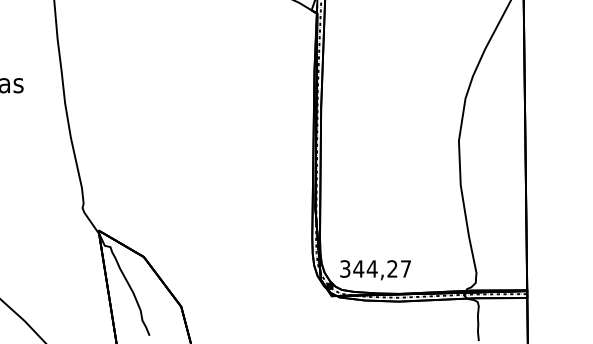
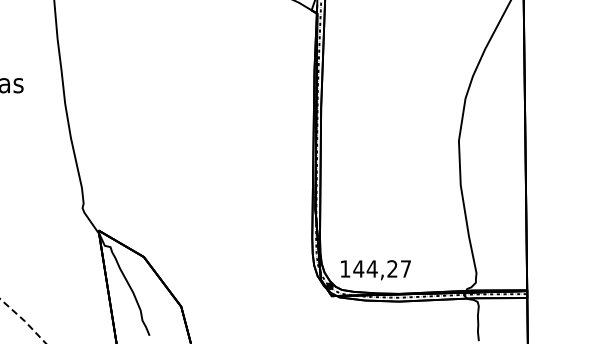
text: 344,27 -> 144,27 (345, 268)
line: solid -> dashed (24, 321)
